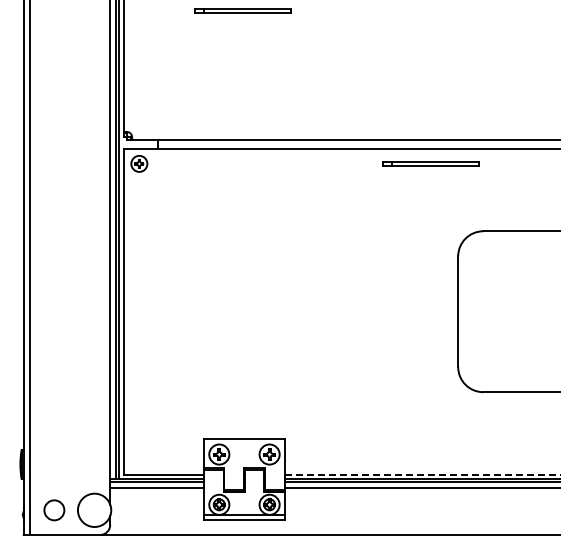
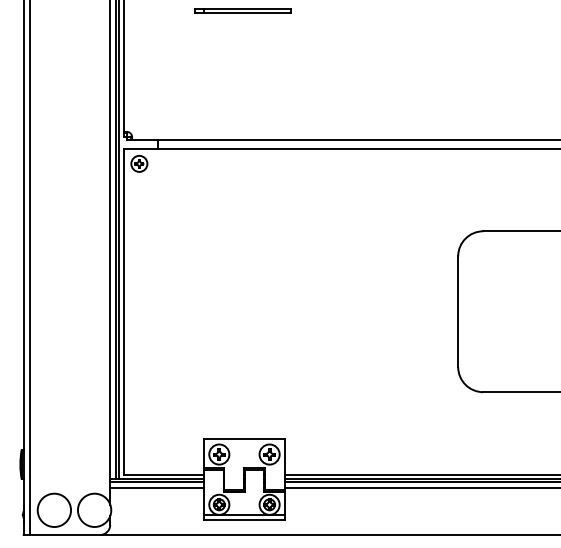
part: present -> none (430, 163)
line: dashed -> solid (422, 474)
circle diameter: 20 px -> 33 px (54, 510)
